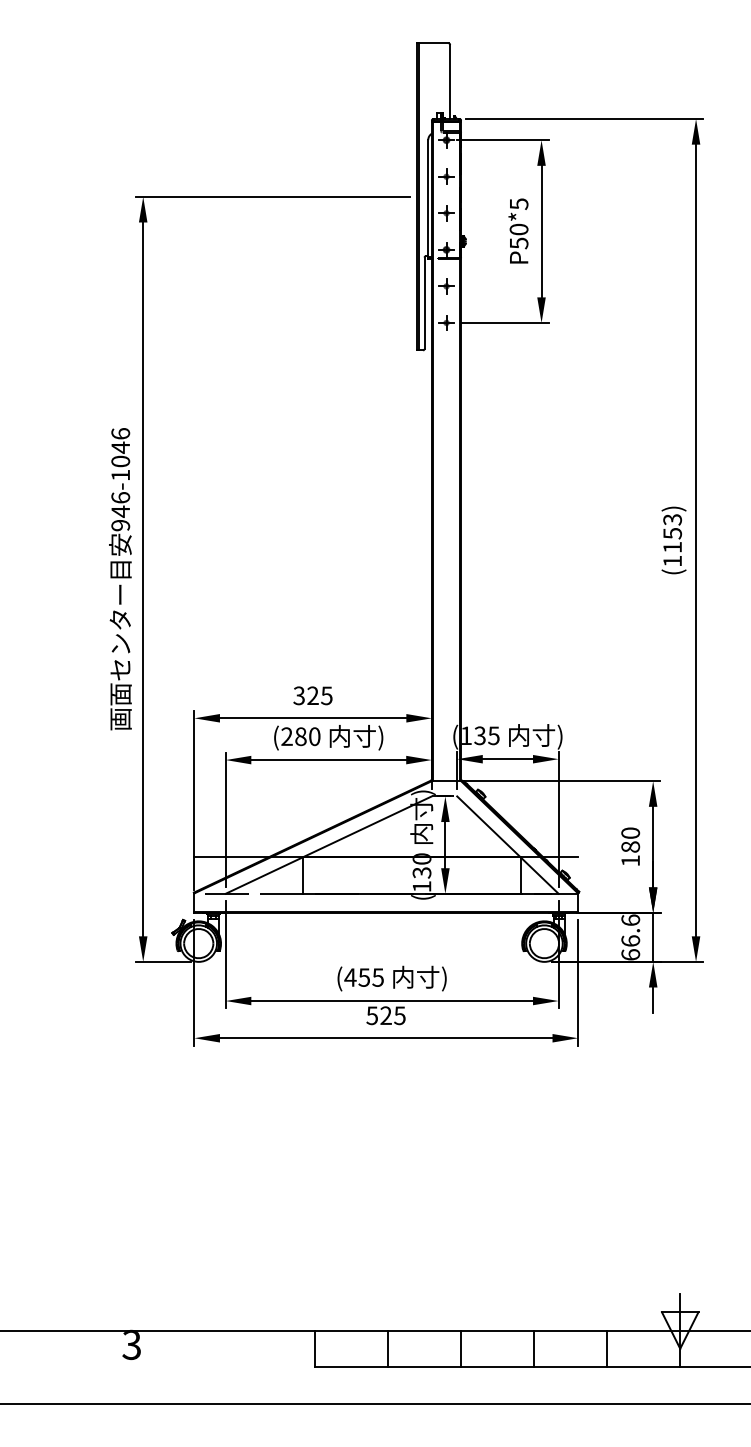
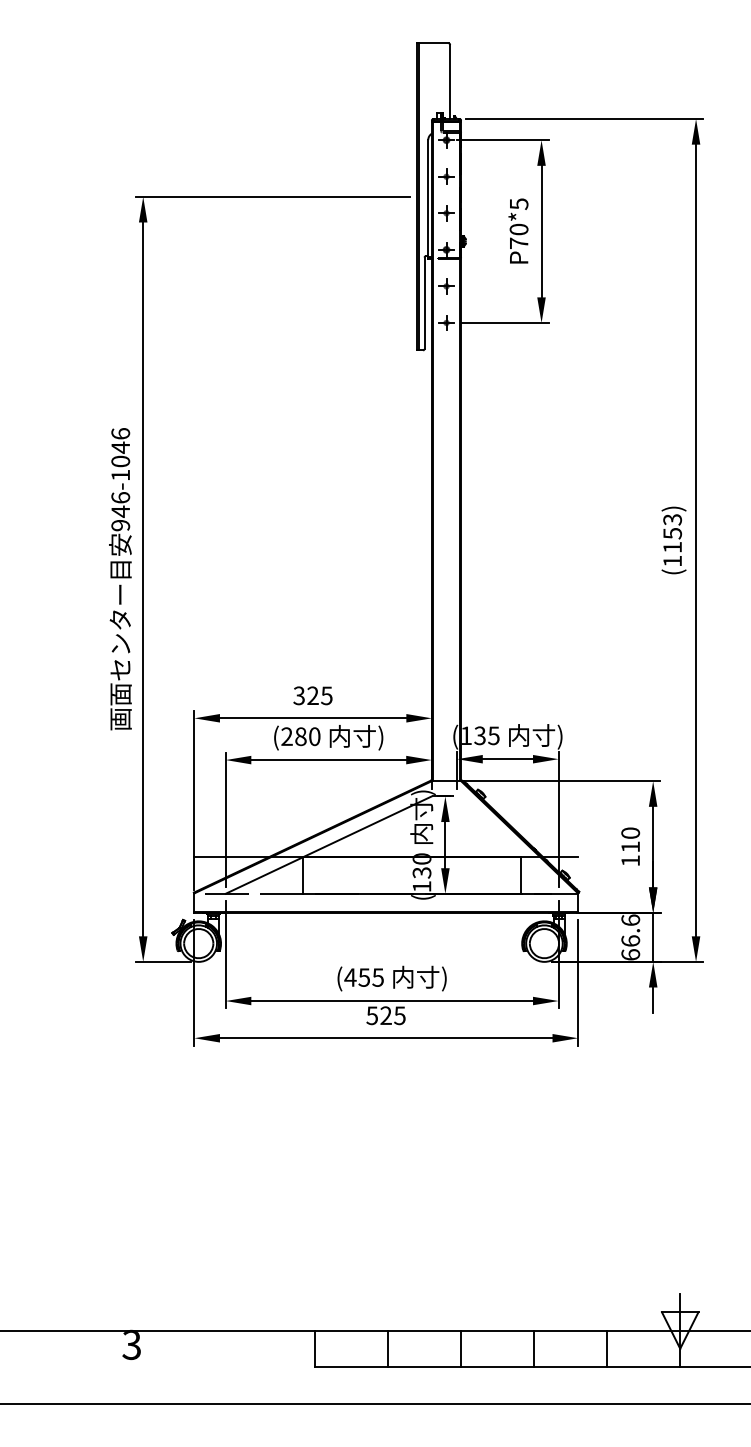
text: P50*5 -> P70*5 (519, 243)
line: present -> none (507, 844)
text: 180 -> 110 (630, 846)
